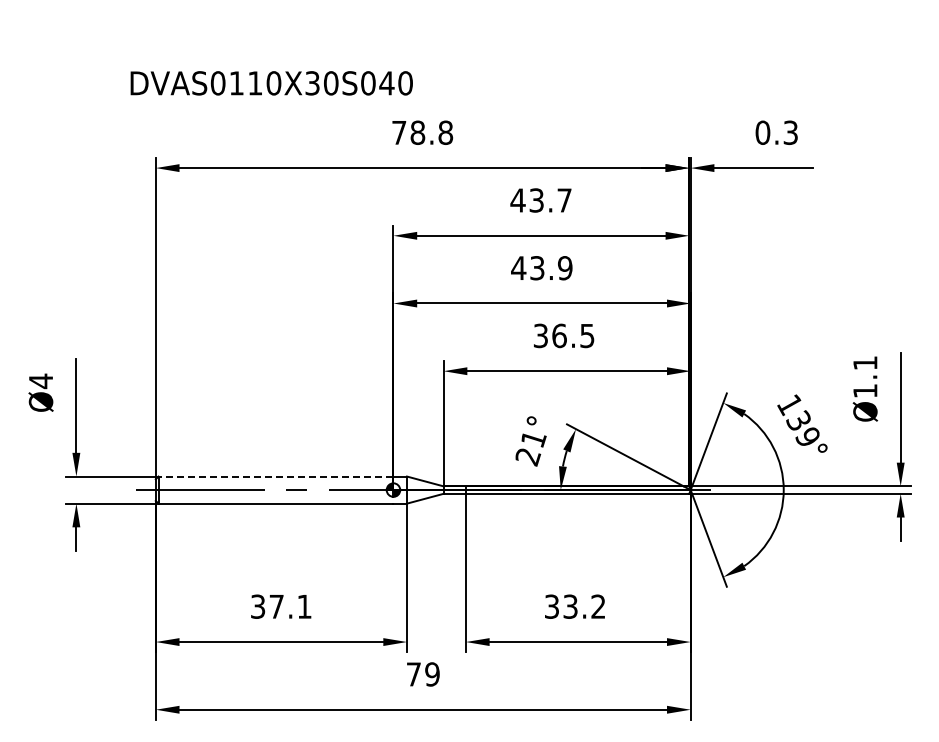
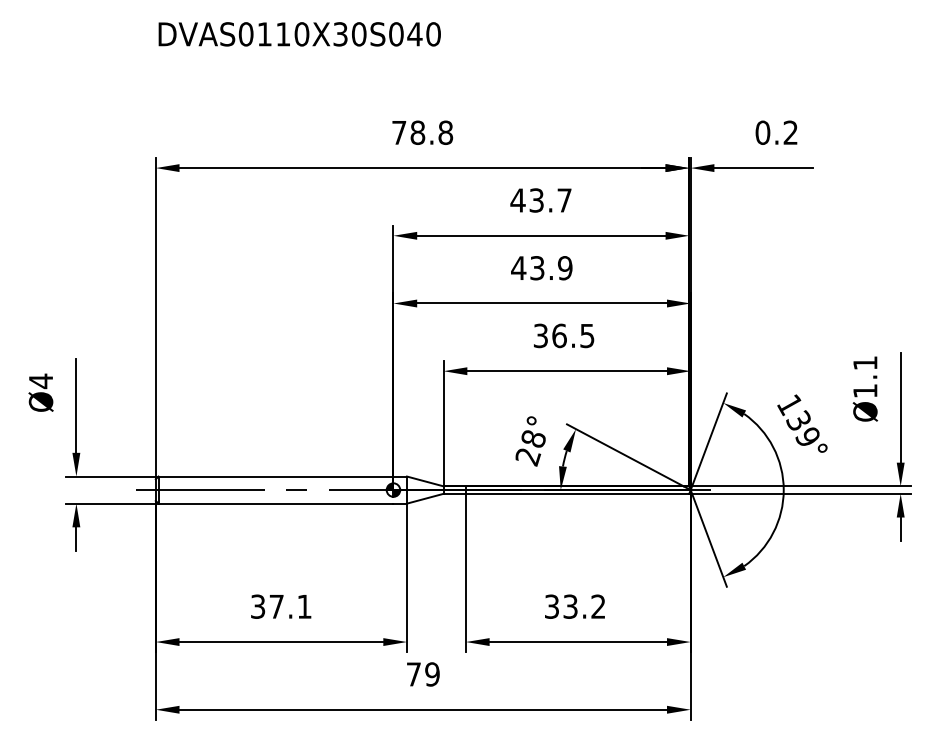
text position: (271, 83) -> (299, 34) (299, 34)
text: 0.3 -> 0.2 (790, 132)
text: 21° -> 28° (533, 438)
line: dashed -> solid (275, 476)
